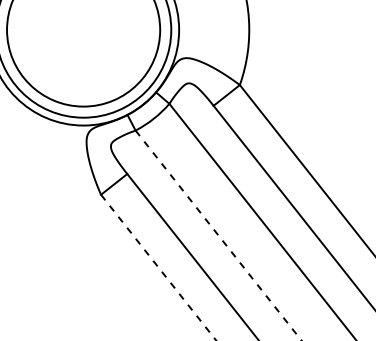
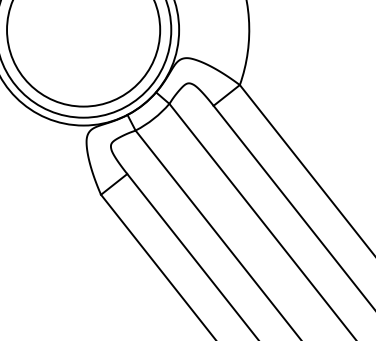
line: dashed -> solid (218, 235)
line: dashed -> solid (158, 267)
